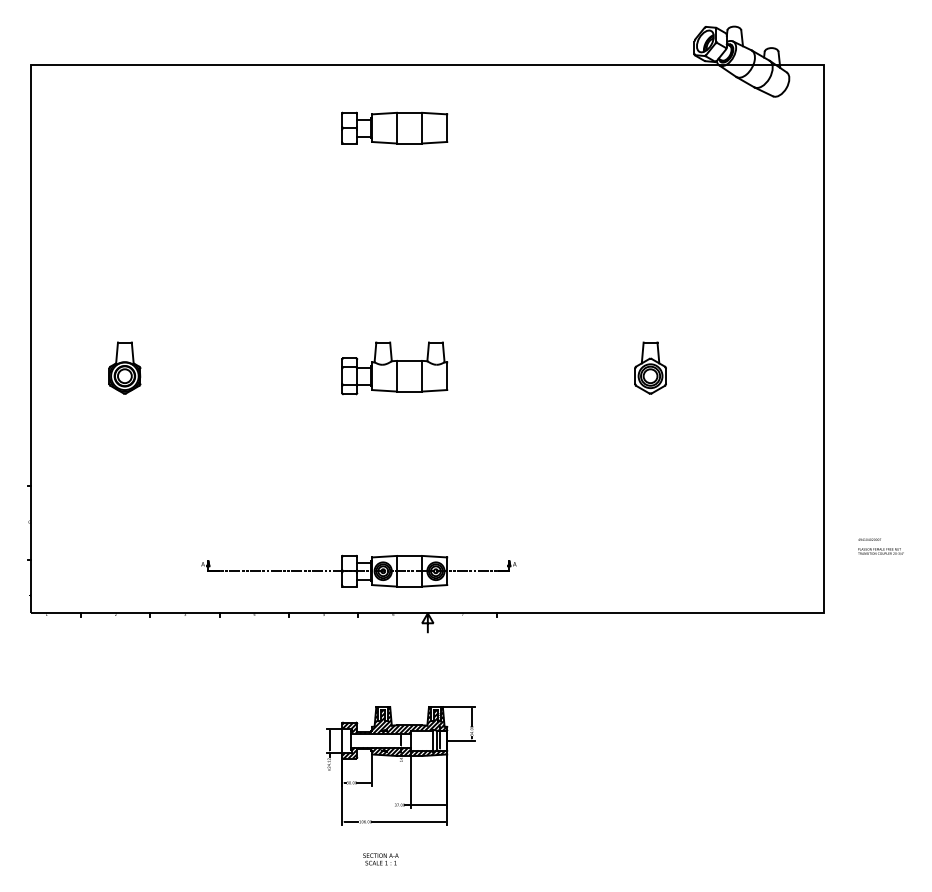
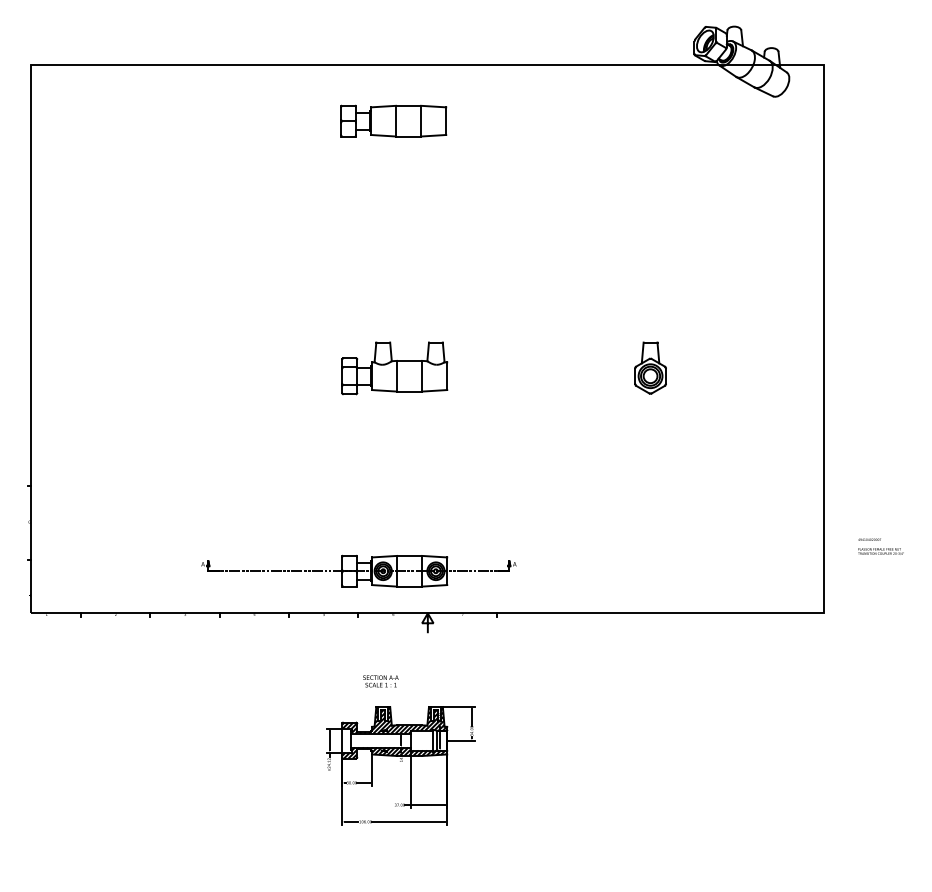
part position: (394, 127) -> (393, 120) (393, 120)
part: present -> none (124, 367)
text position: (380, 859) -> (380, 681) (380, 681)
